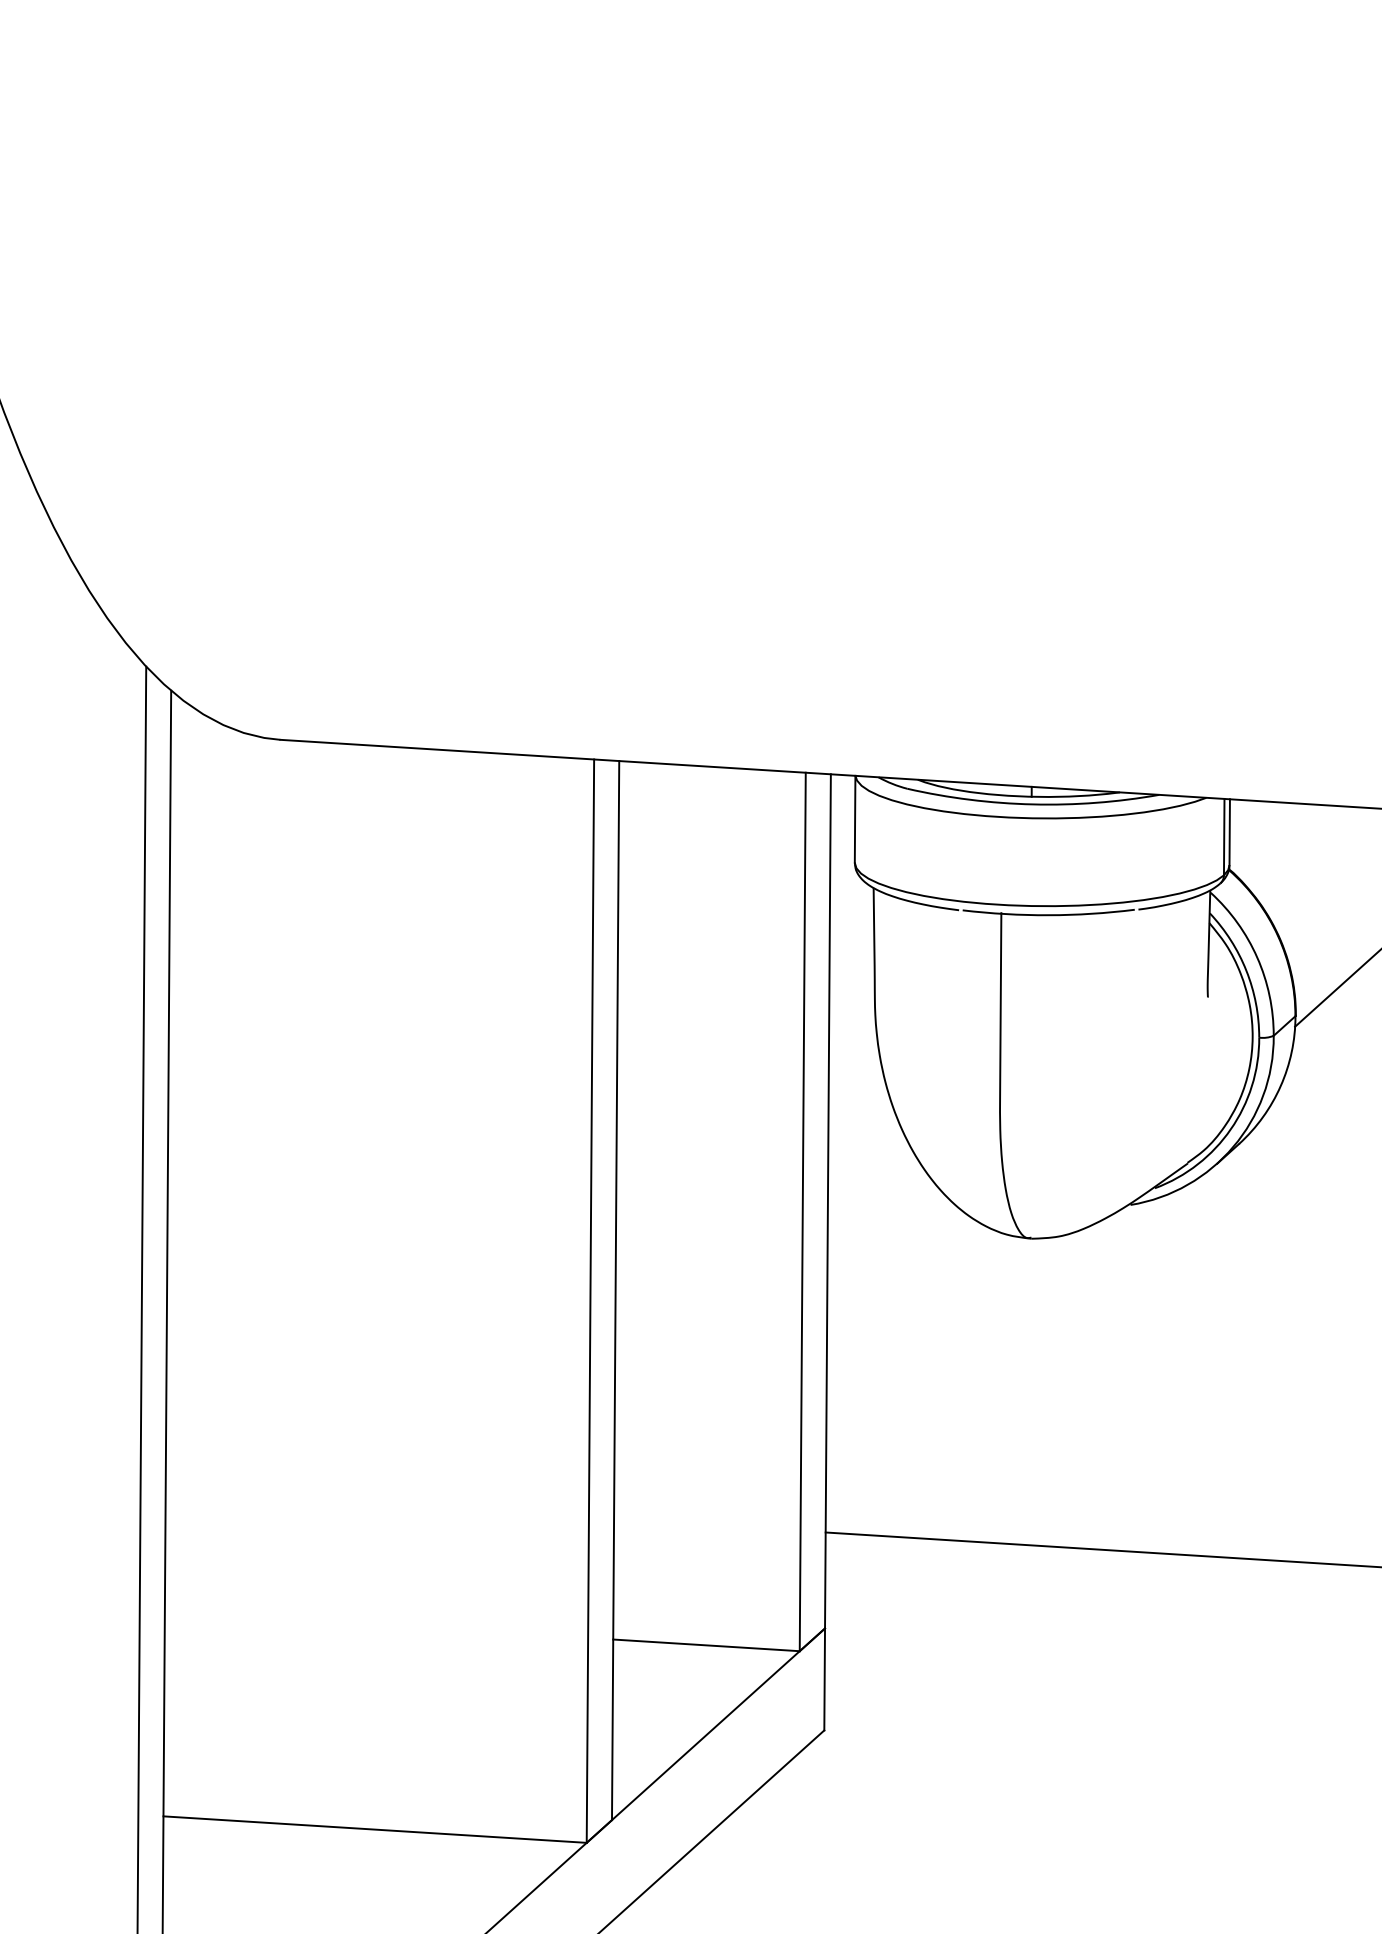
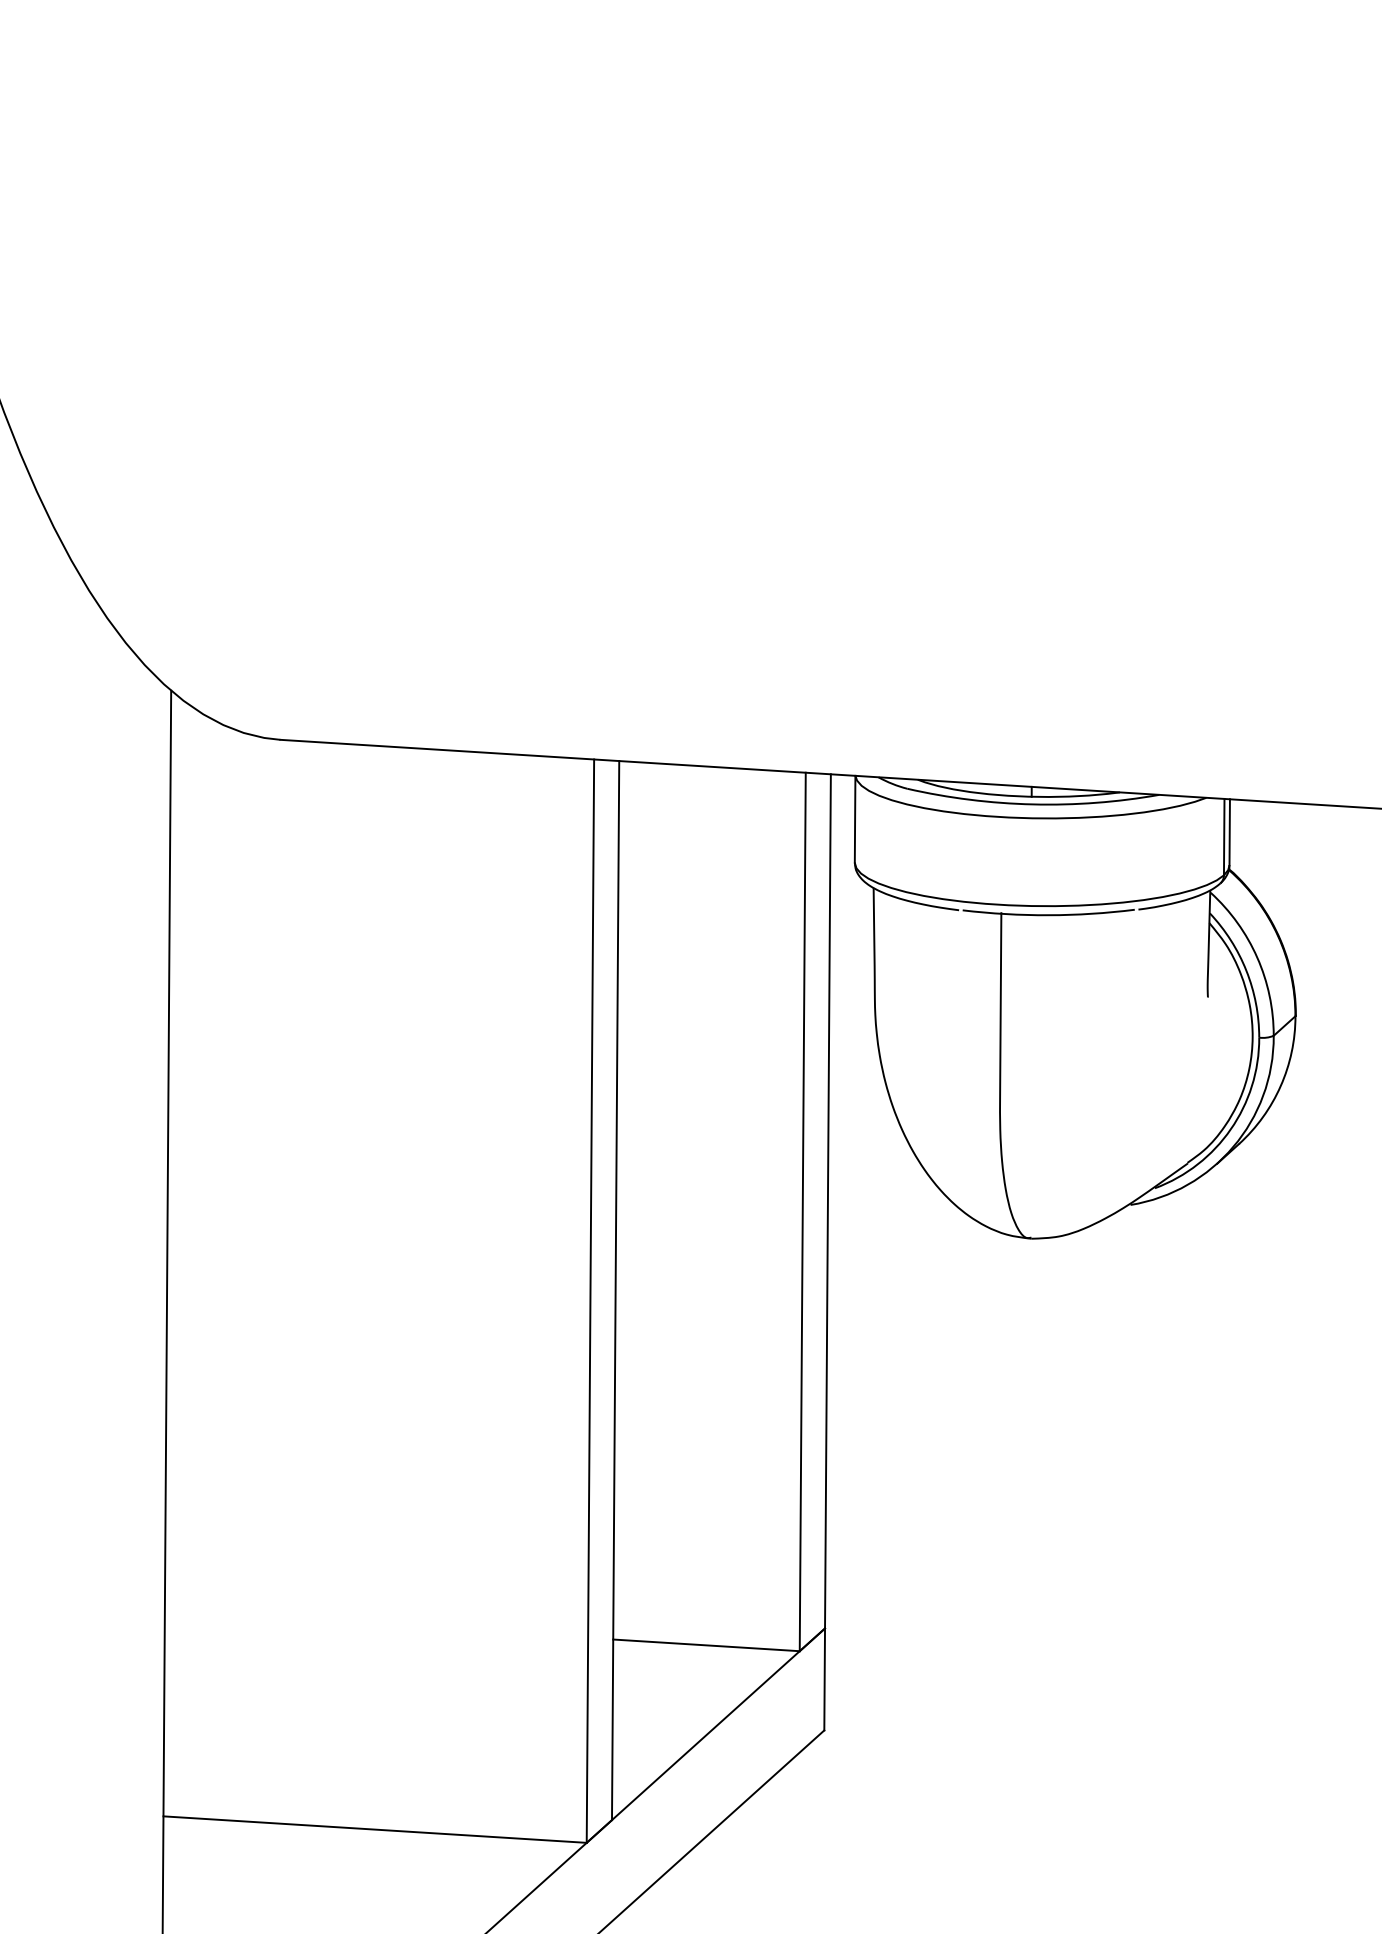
line: present -> none (1336, 988)
line: present -> none (141, 1298)
line: present -> none (1101, 1549)
